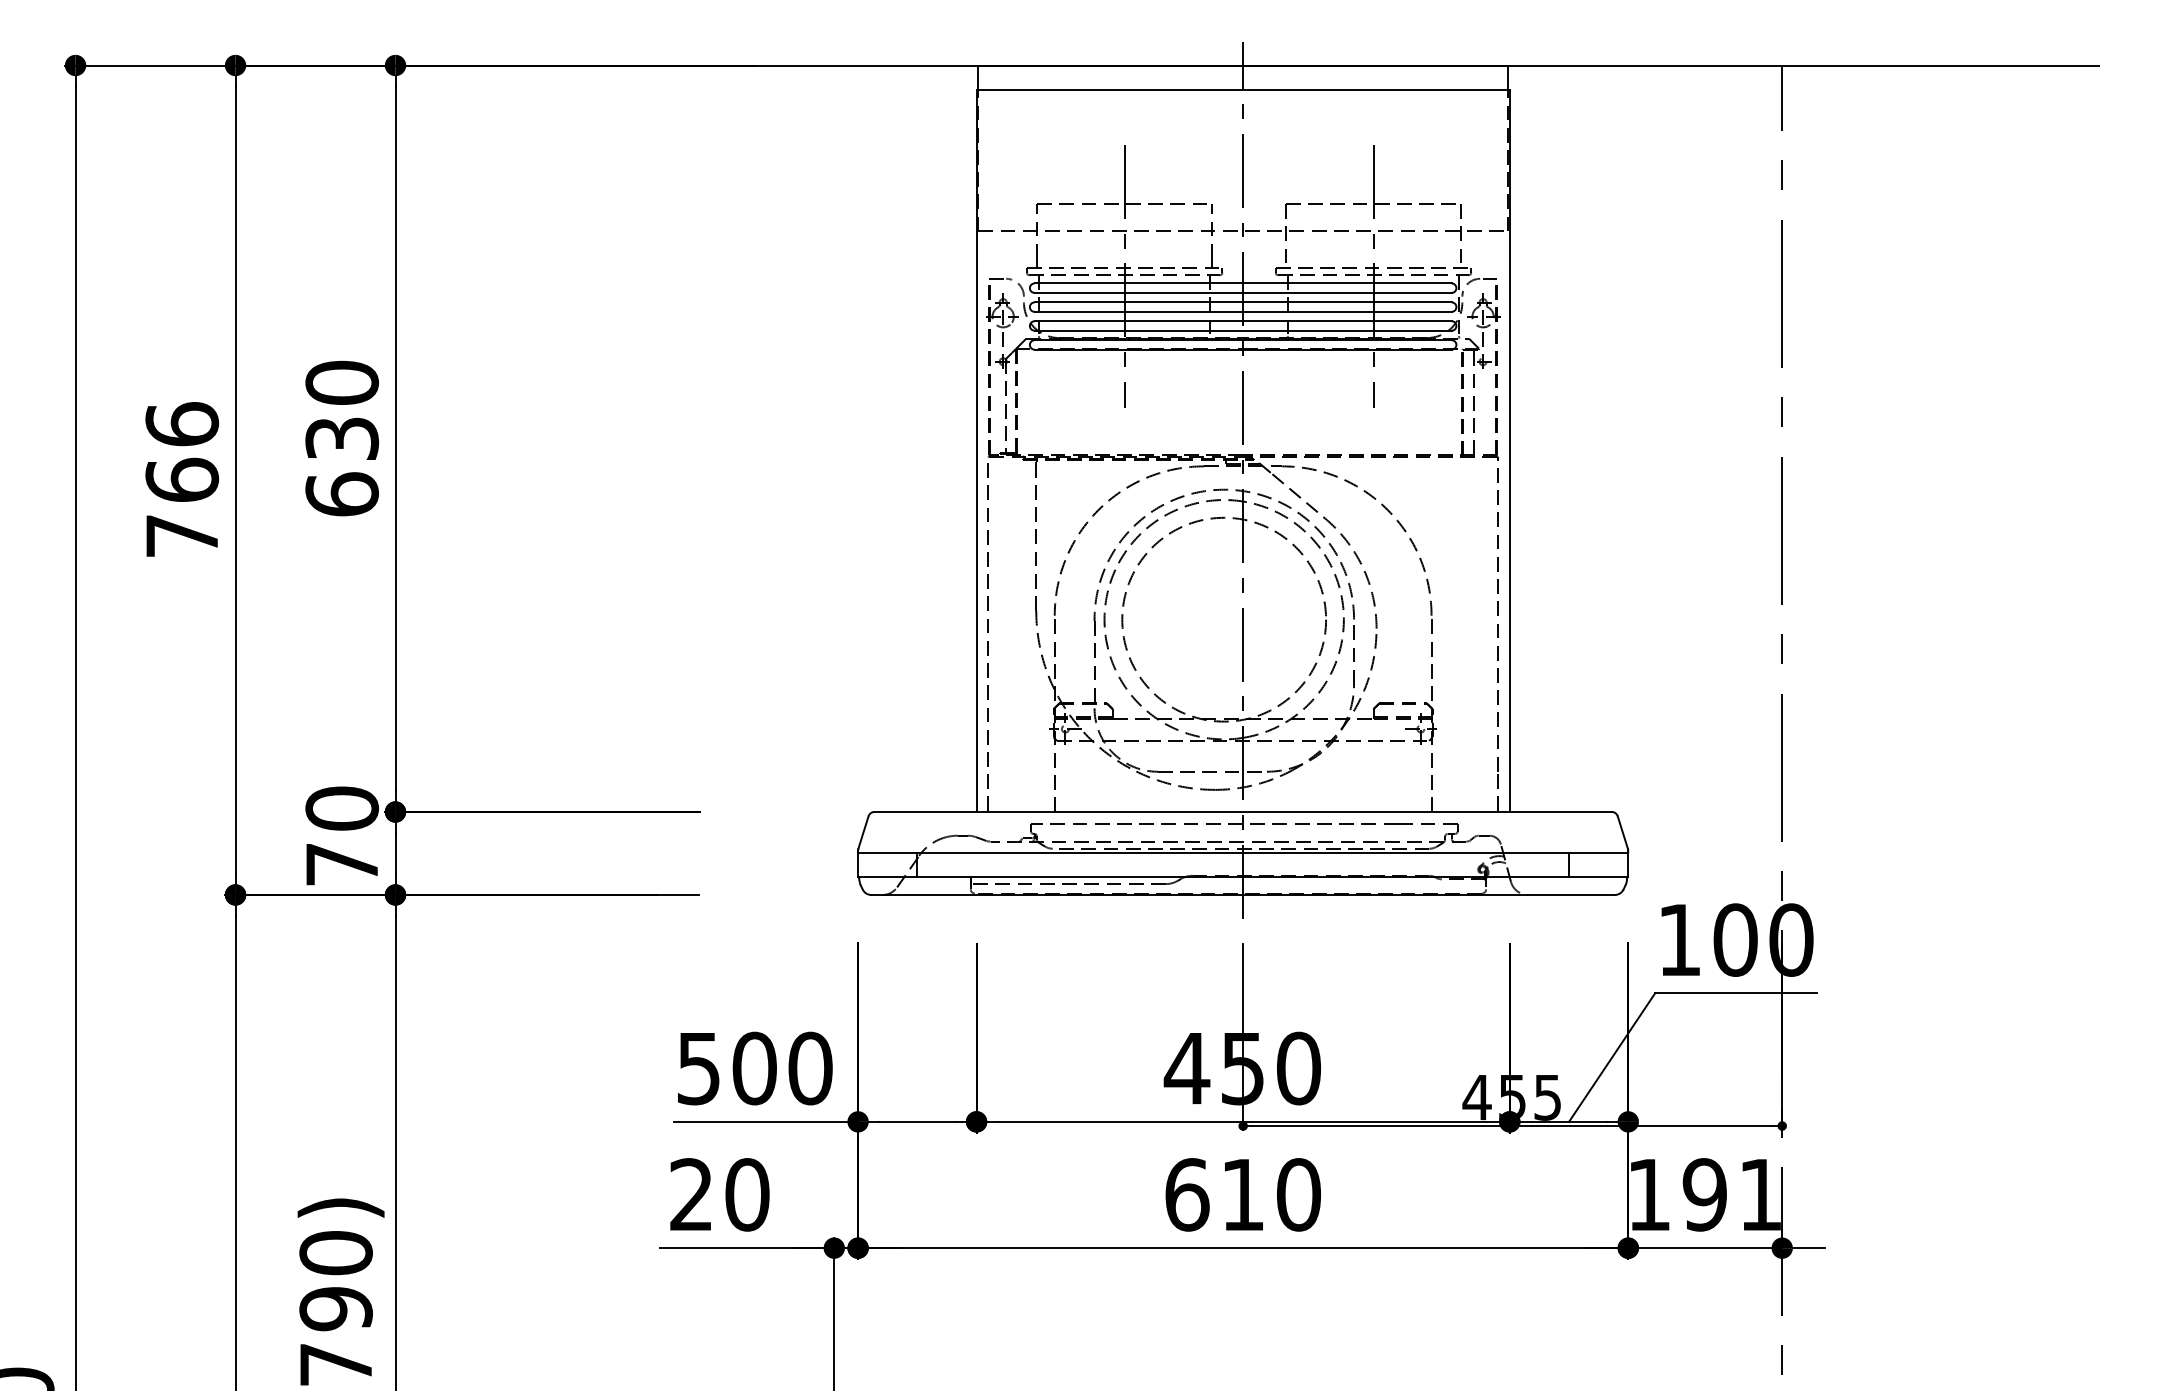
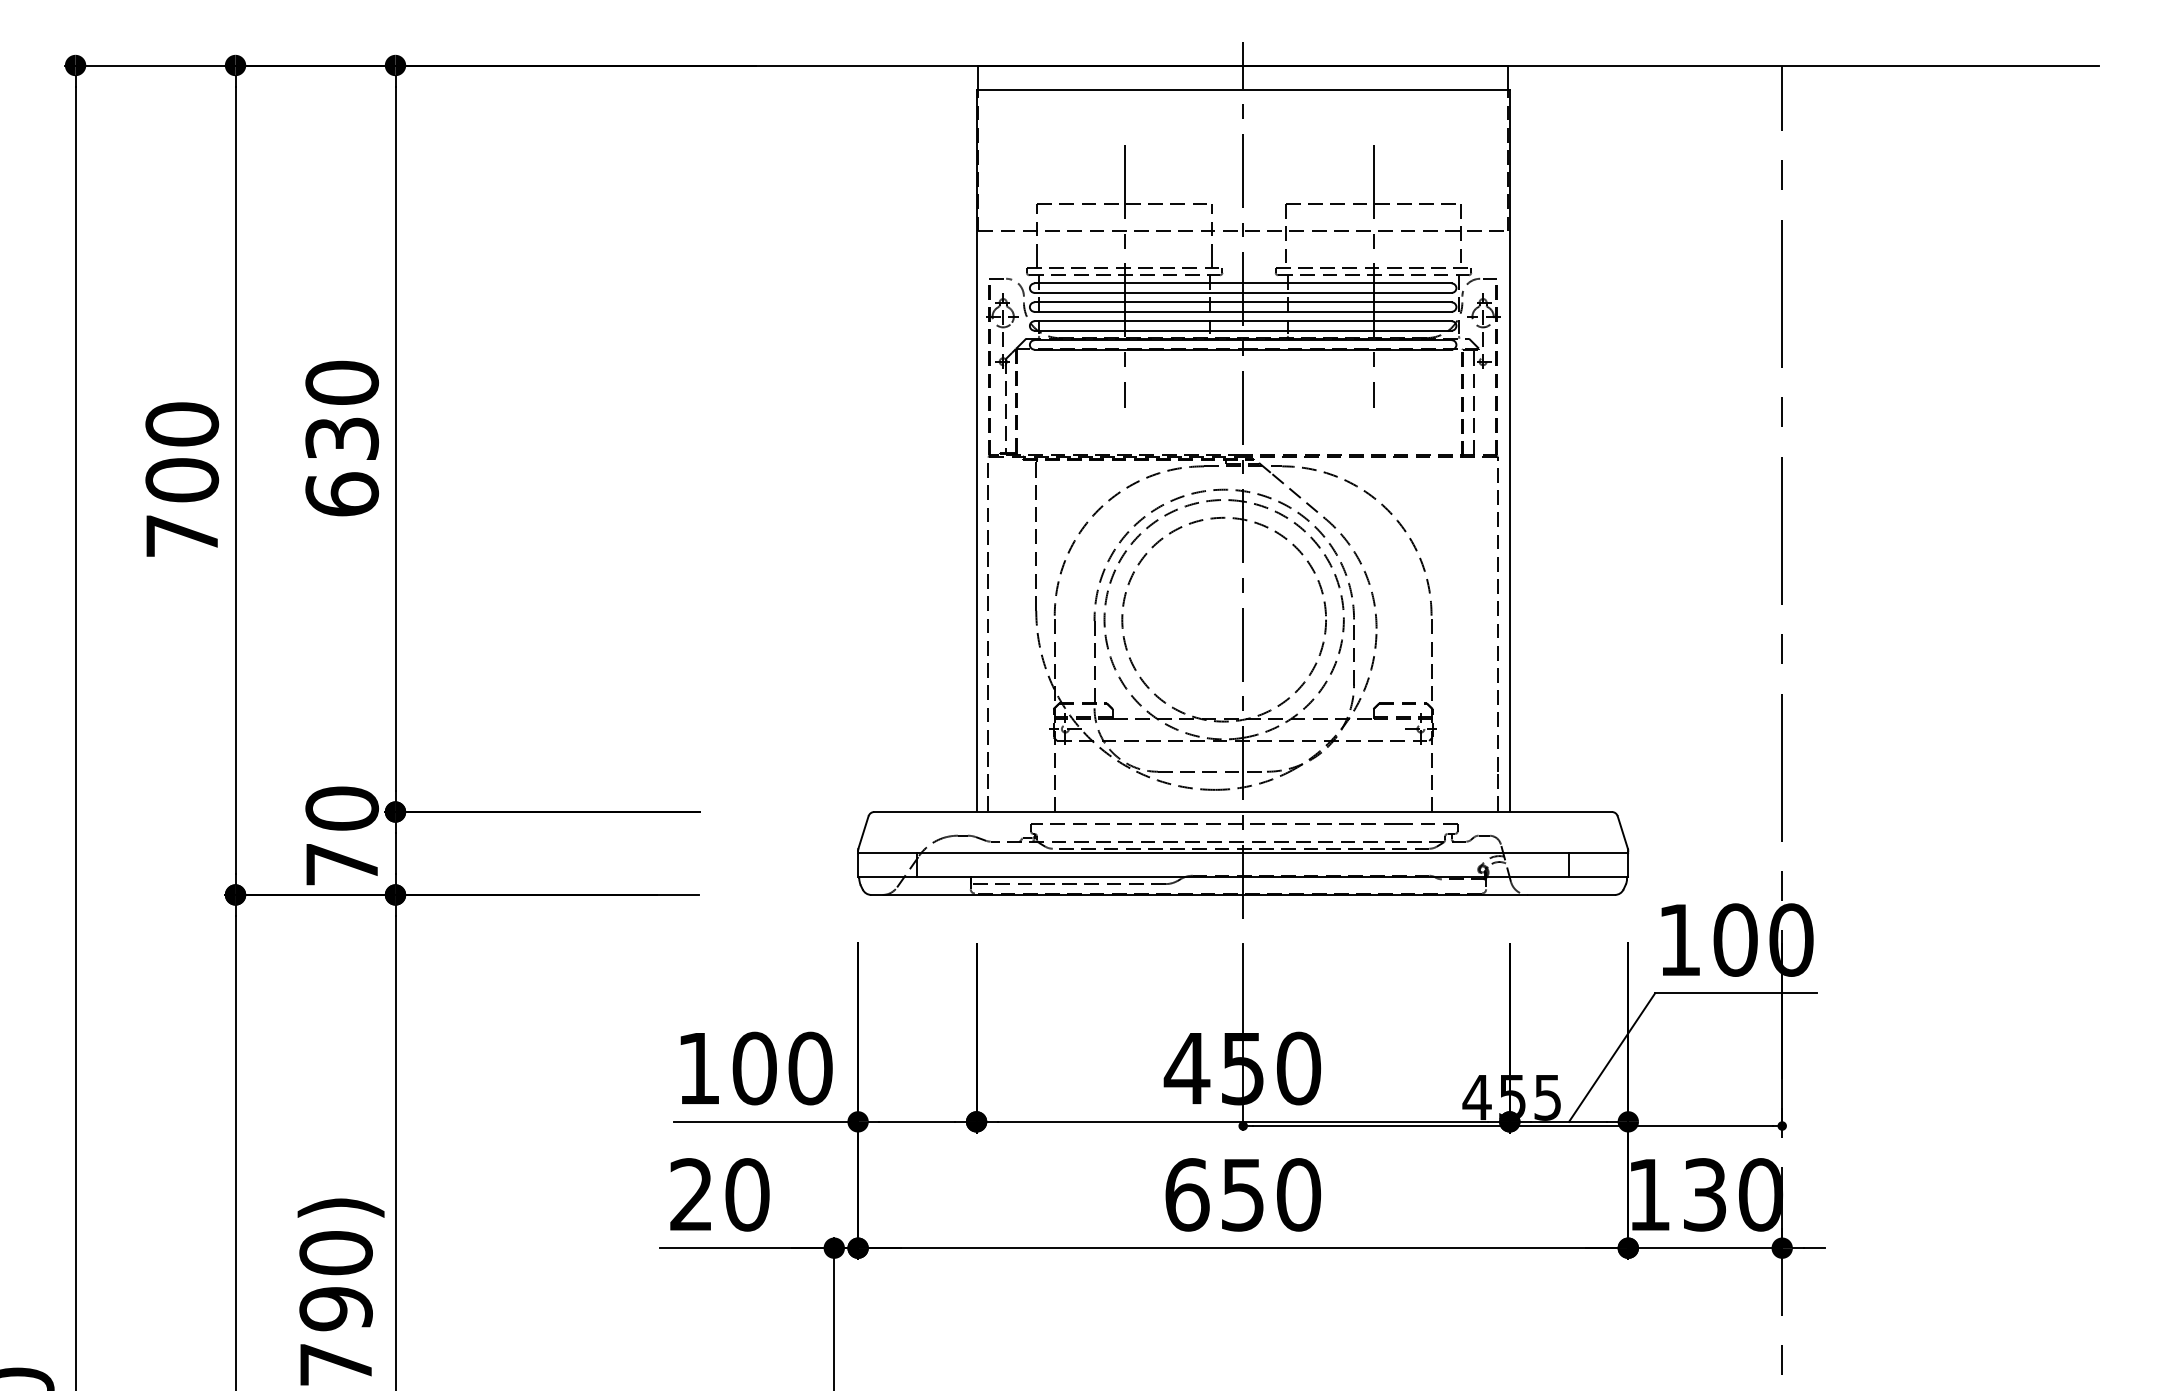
text: 766 -> 700 (181, 452)
text: 500 -> 100 (698, 1069)
text: 191 -> 130 (1732, 1194)
text: 610 -> 650 (1242, 1195)
